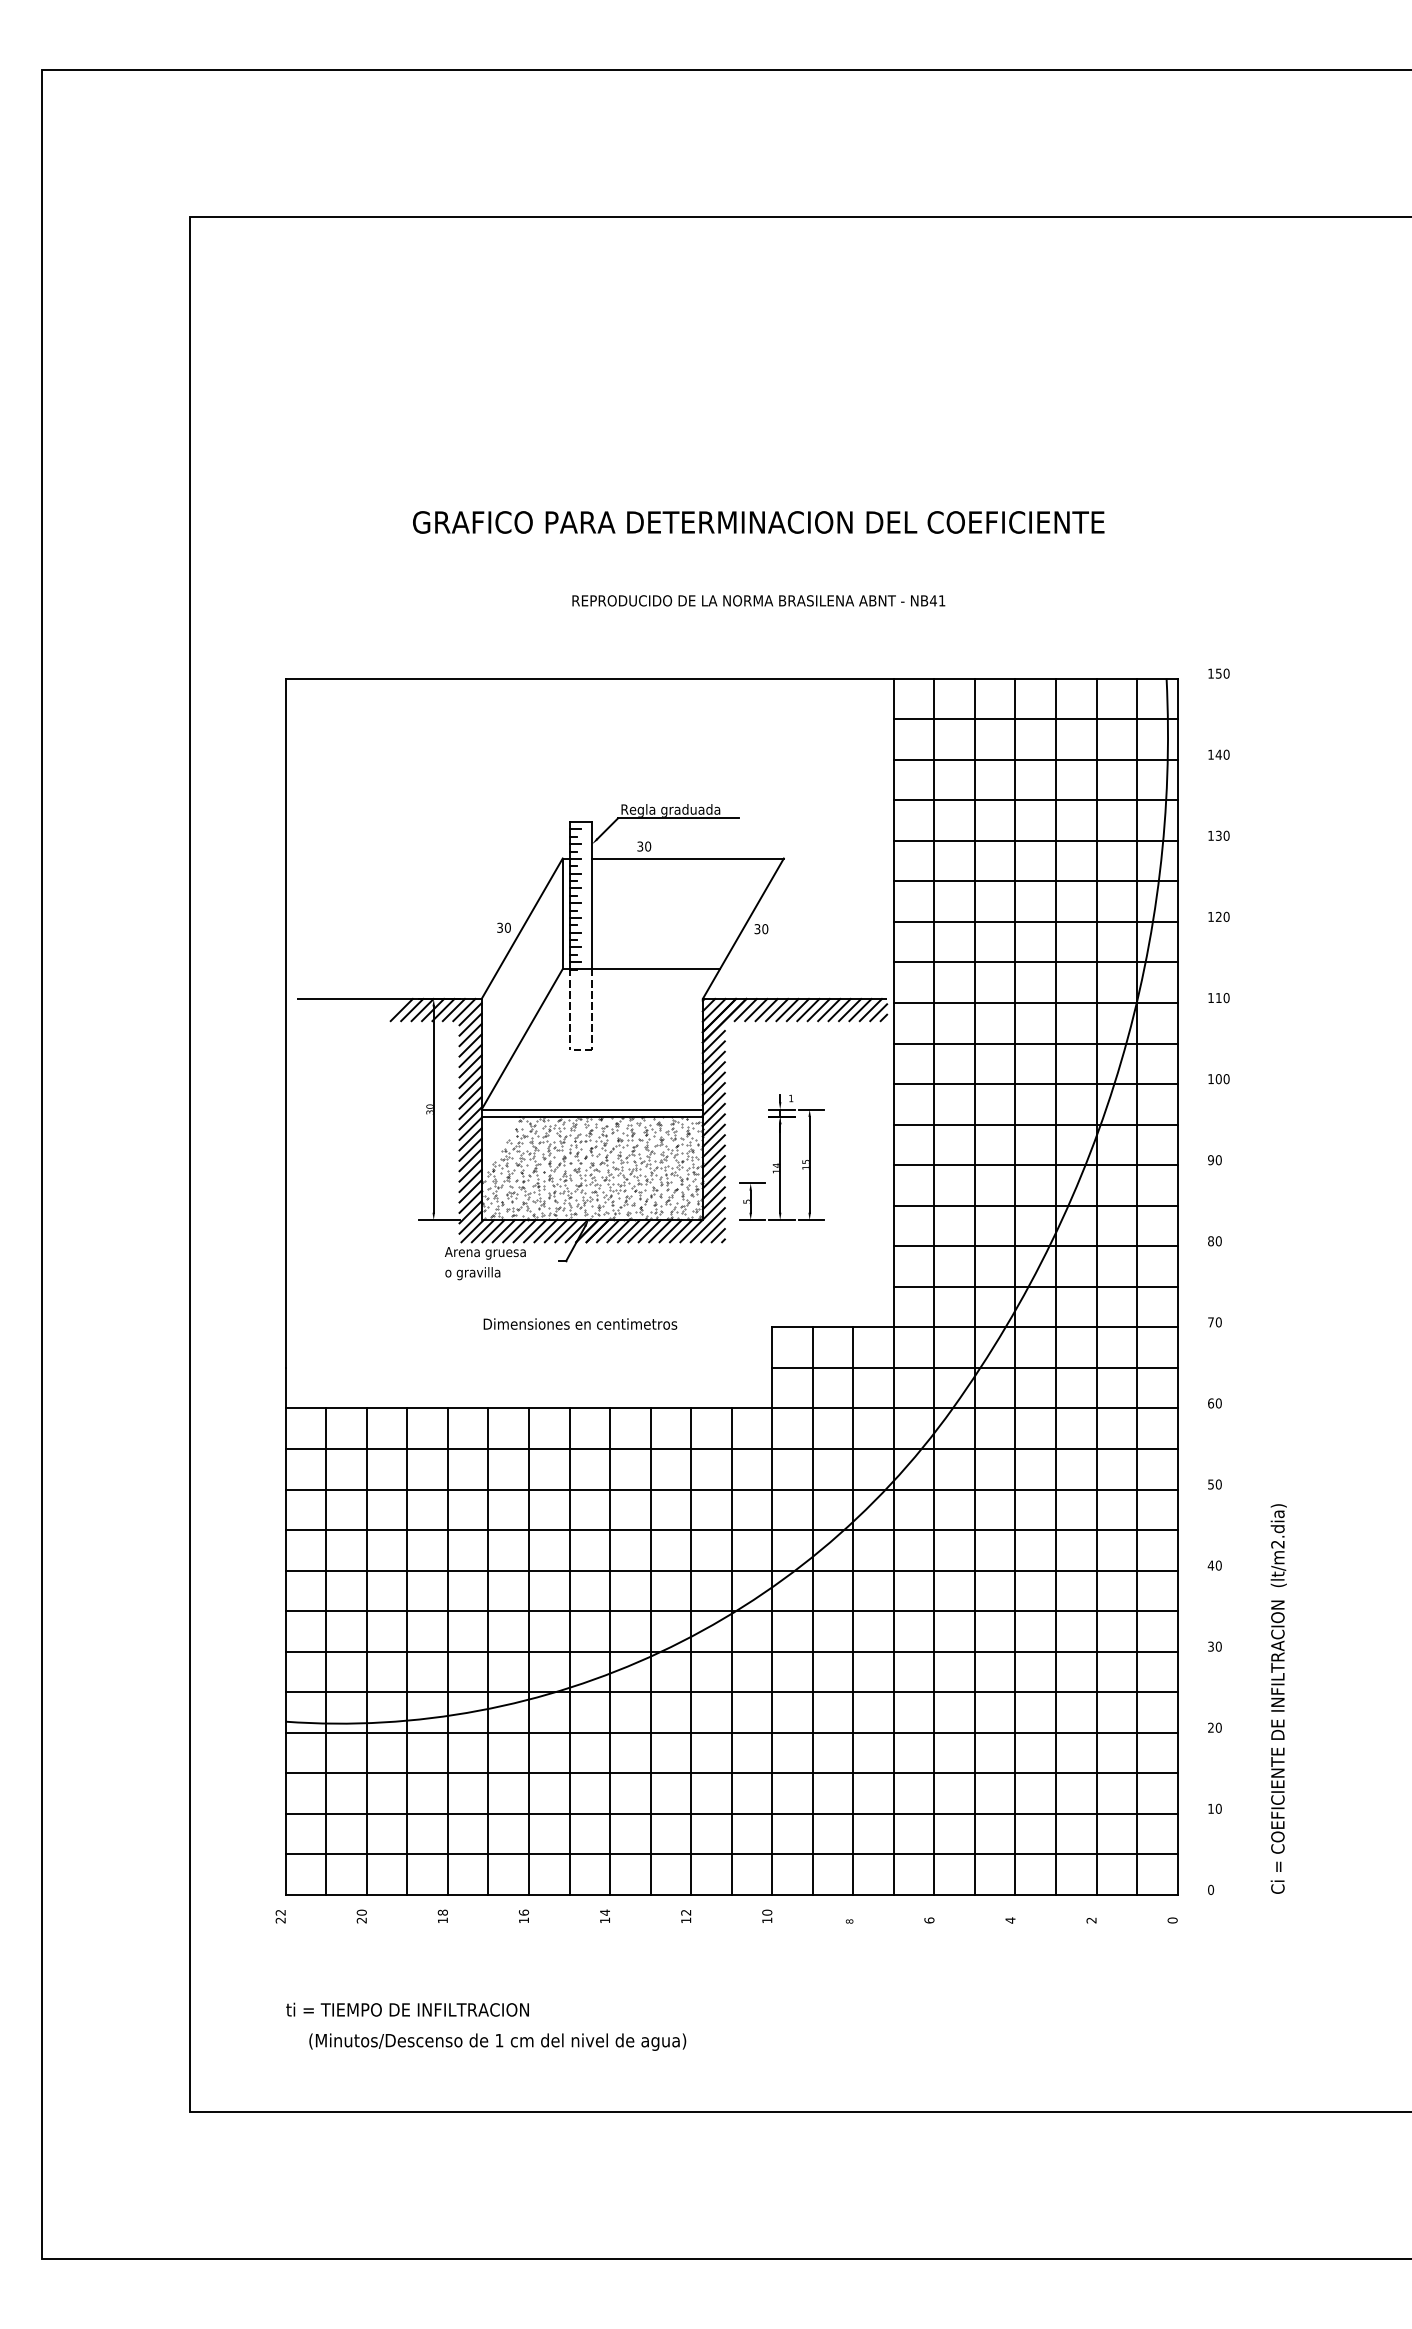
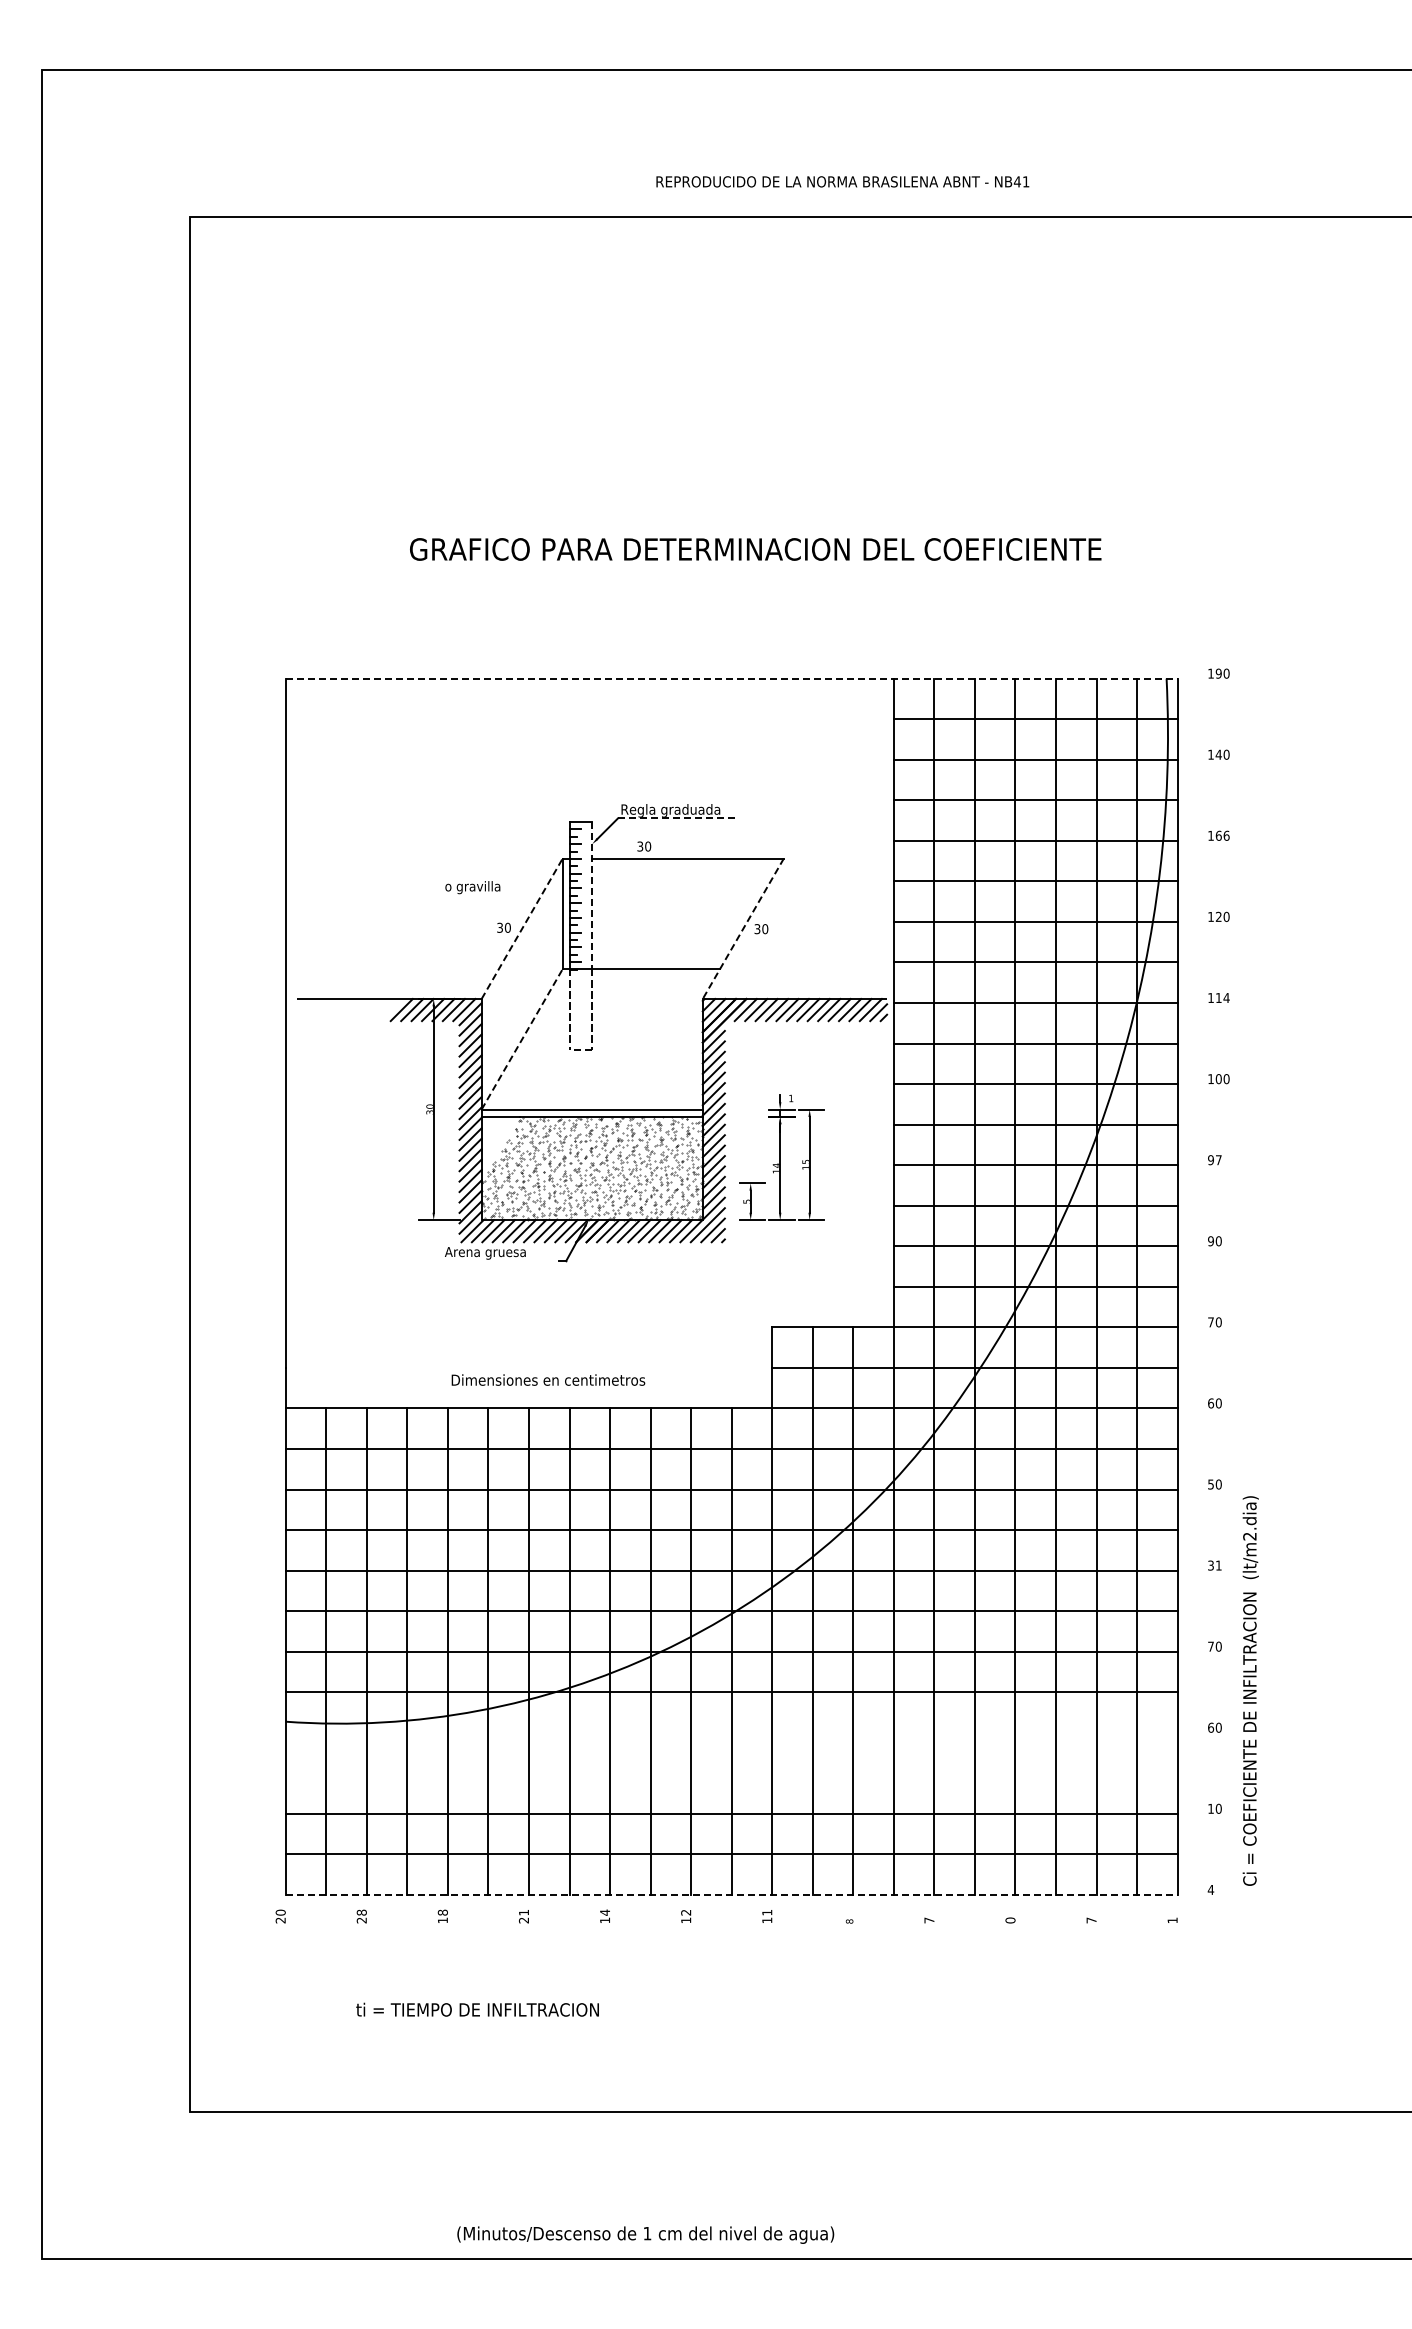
text position: (758, 522) -> (755, 549) (755, 549)
text position: (758, 600) -> (842, 181) (842, 181)
text: 150 -> 190 (1218, 673)
line: solid -> dashed (731, 678)
line: solid -> dashed (678, 818)
text: 130 -> 166 (1222, 835)
line: solid -> dashed (592, 895)
line: solid -> dashed (522, 928)
line: solid -> dashed (743, 929)
text: 110 -> 114 (1226, 998)
line: solid -> dashed (522, 1038)
text: 90 -> 97 (1218, 1160)
text: 80 -> 90 (1210, 1241)
text position: (472, 1273) -> (472, 887) (472, 887)
text position: (580, 1323) -> (548, 1379) (548, 1379)
text: 40 -> 31 (1214, 1565)
text: 30 -> 70 (1210, 1646)
text position: (1278, 1698) -> (1250, 1690) (1250, 1690)
text: 20 -> 60 (1211, 1727)
line: present -> none (731, 1732)
line: present -> none (731, 1773)
text: 0 -> 4 (1210, 1889)
line: solid -> dashed (731, 1894)
text: 22 -> 20 (280, 1912)
text: 20 -> 28 (361, 1912)
text: 10 -> 11 (767, 1912)
text: 16 -> 21 (523, 1916)
text: 6 -> 7 (929, 1920)
text: 4 -> 0 (1010, 1920)
text: 2 -> 7 (1091, 1920)
text: 0 -> 1 (1172, 1920)
text position: (407, 2009) -> (477, 2009) (477, 2009)
text position: (497, 2041) -> (645, 2234) (645, 2234)
